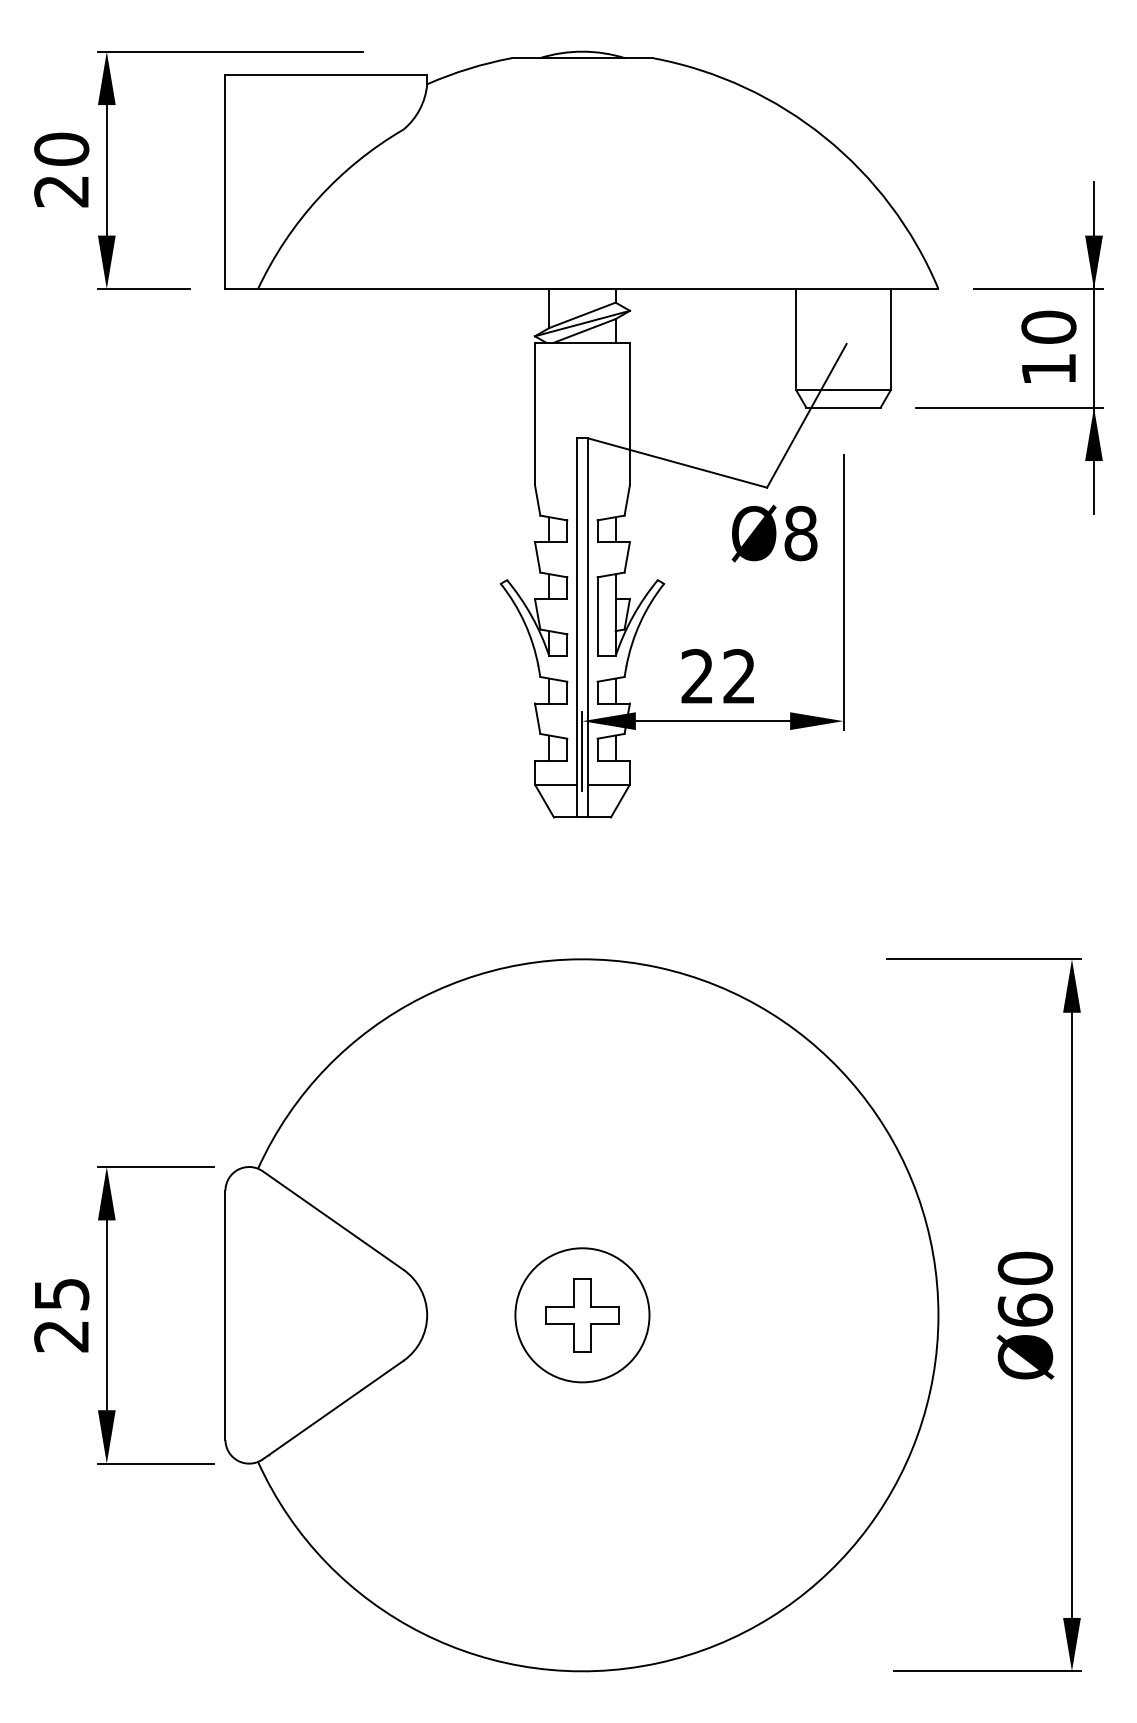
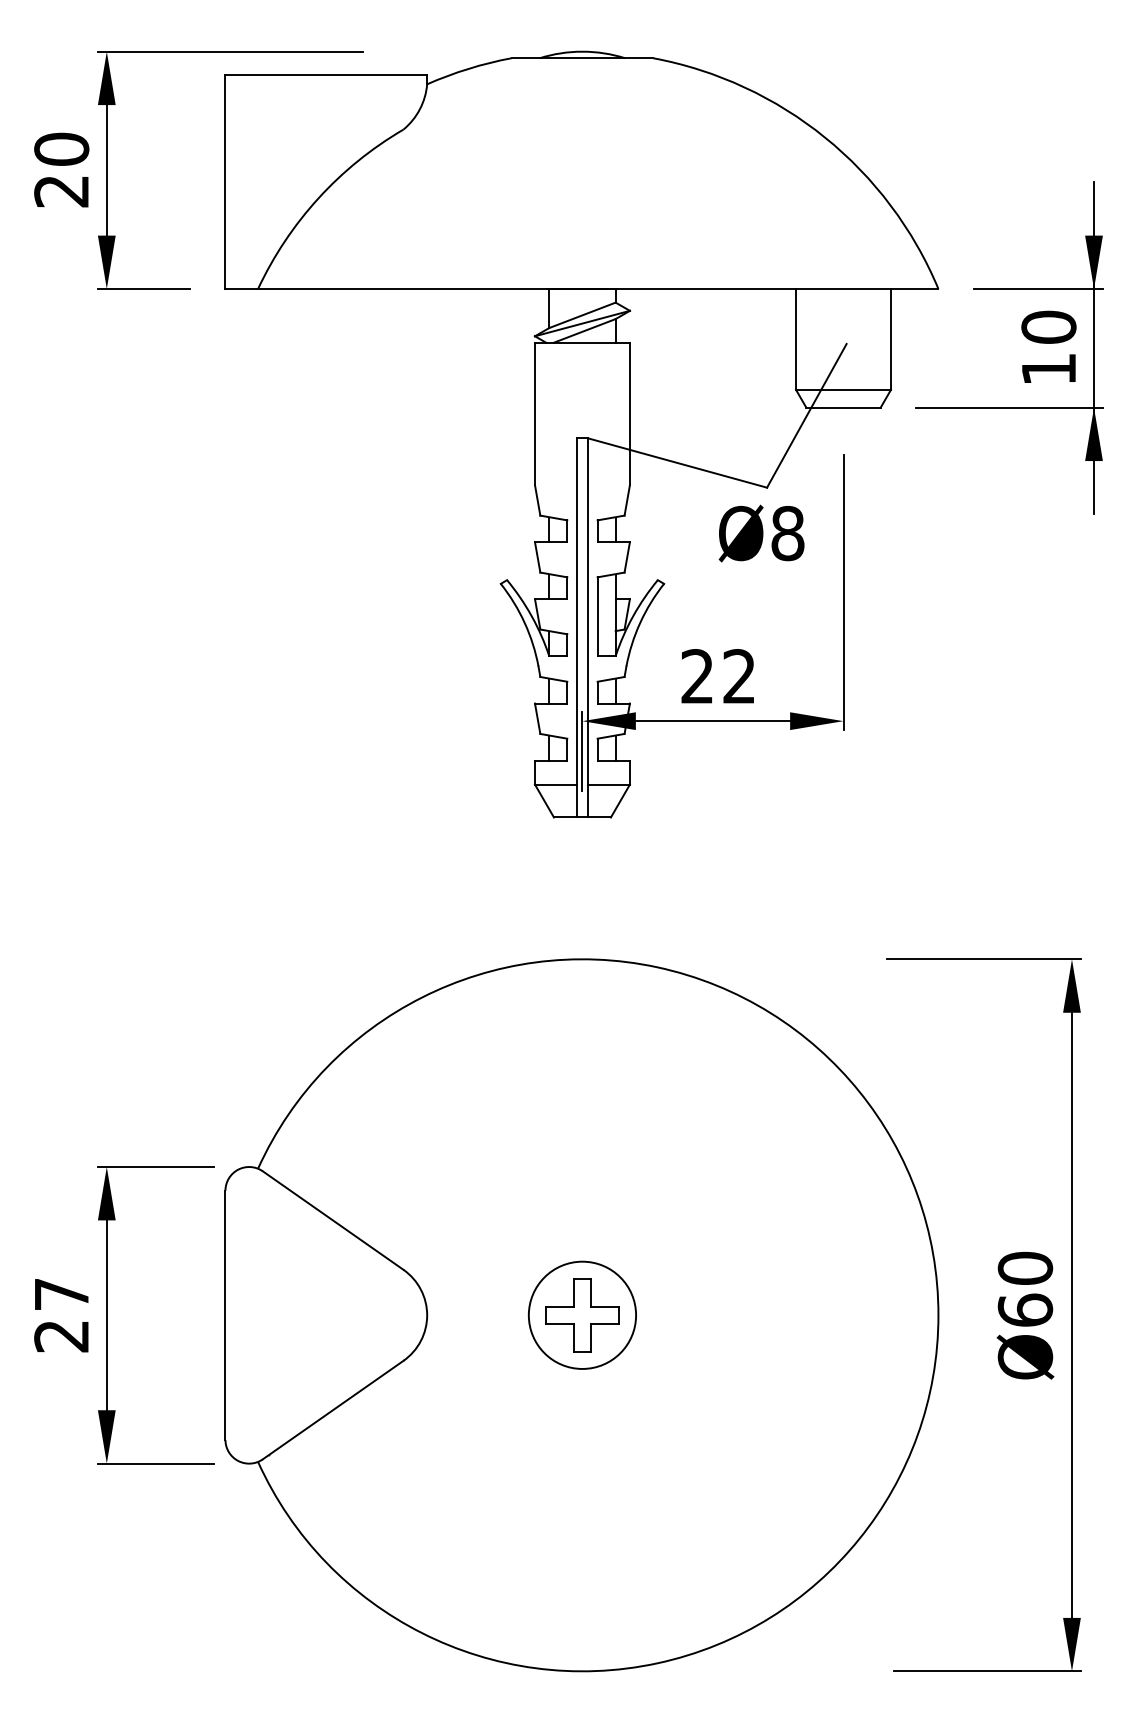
text position: (774, 533) -> (761, 533) (761, 533)
text: 25 -> 27 (62, 1294)
circle diameter: 134 px -> 107 px (582, 1314)
